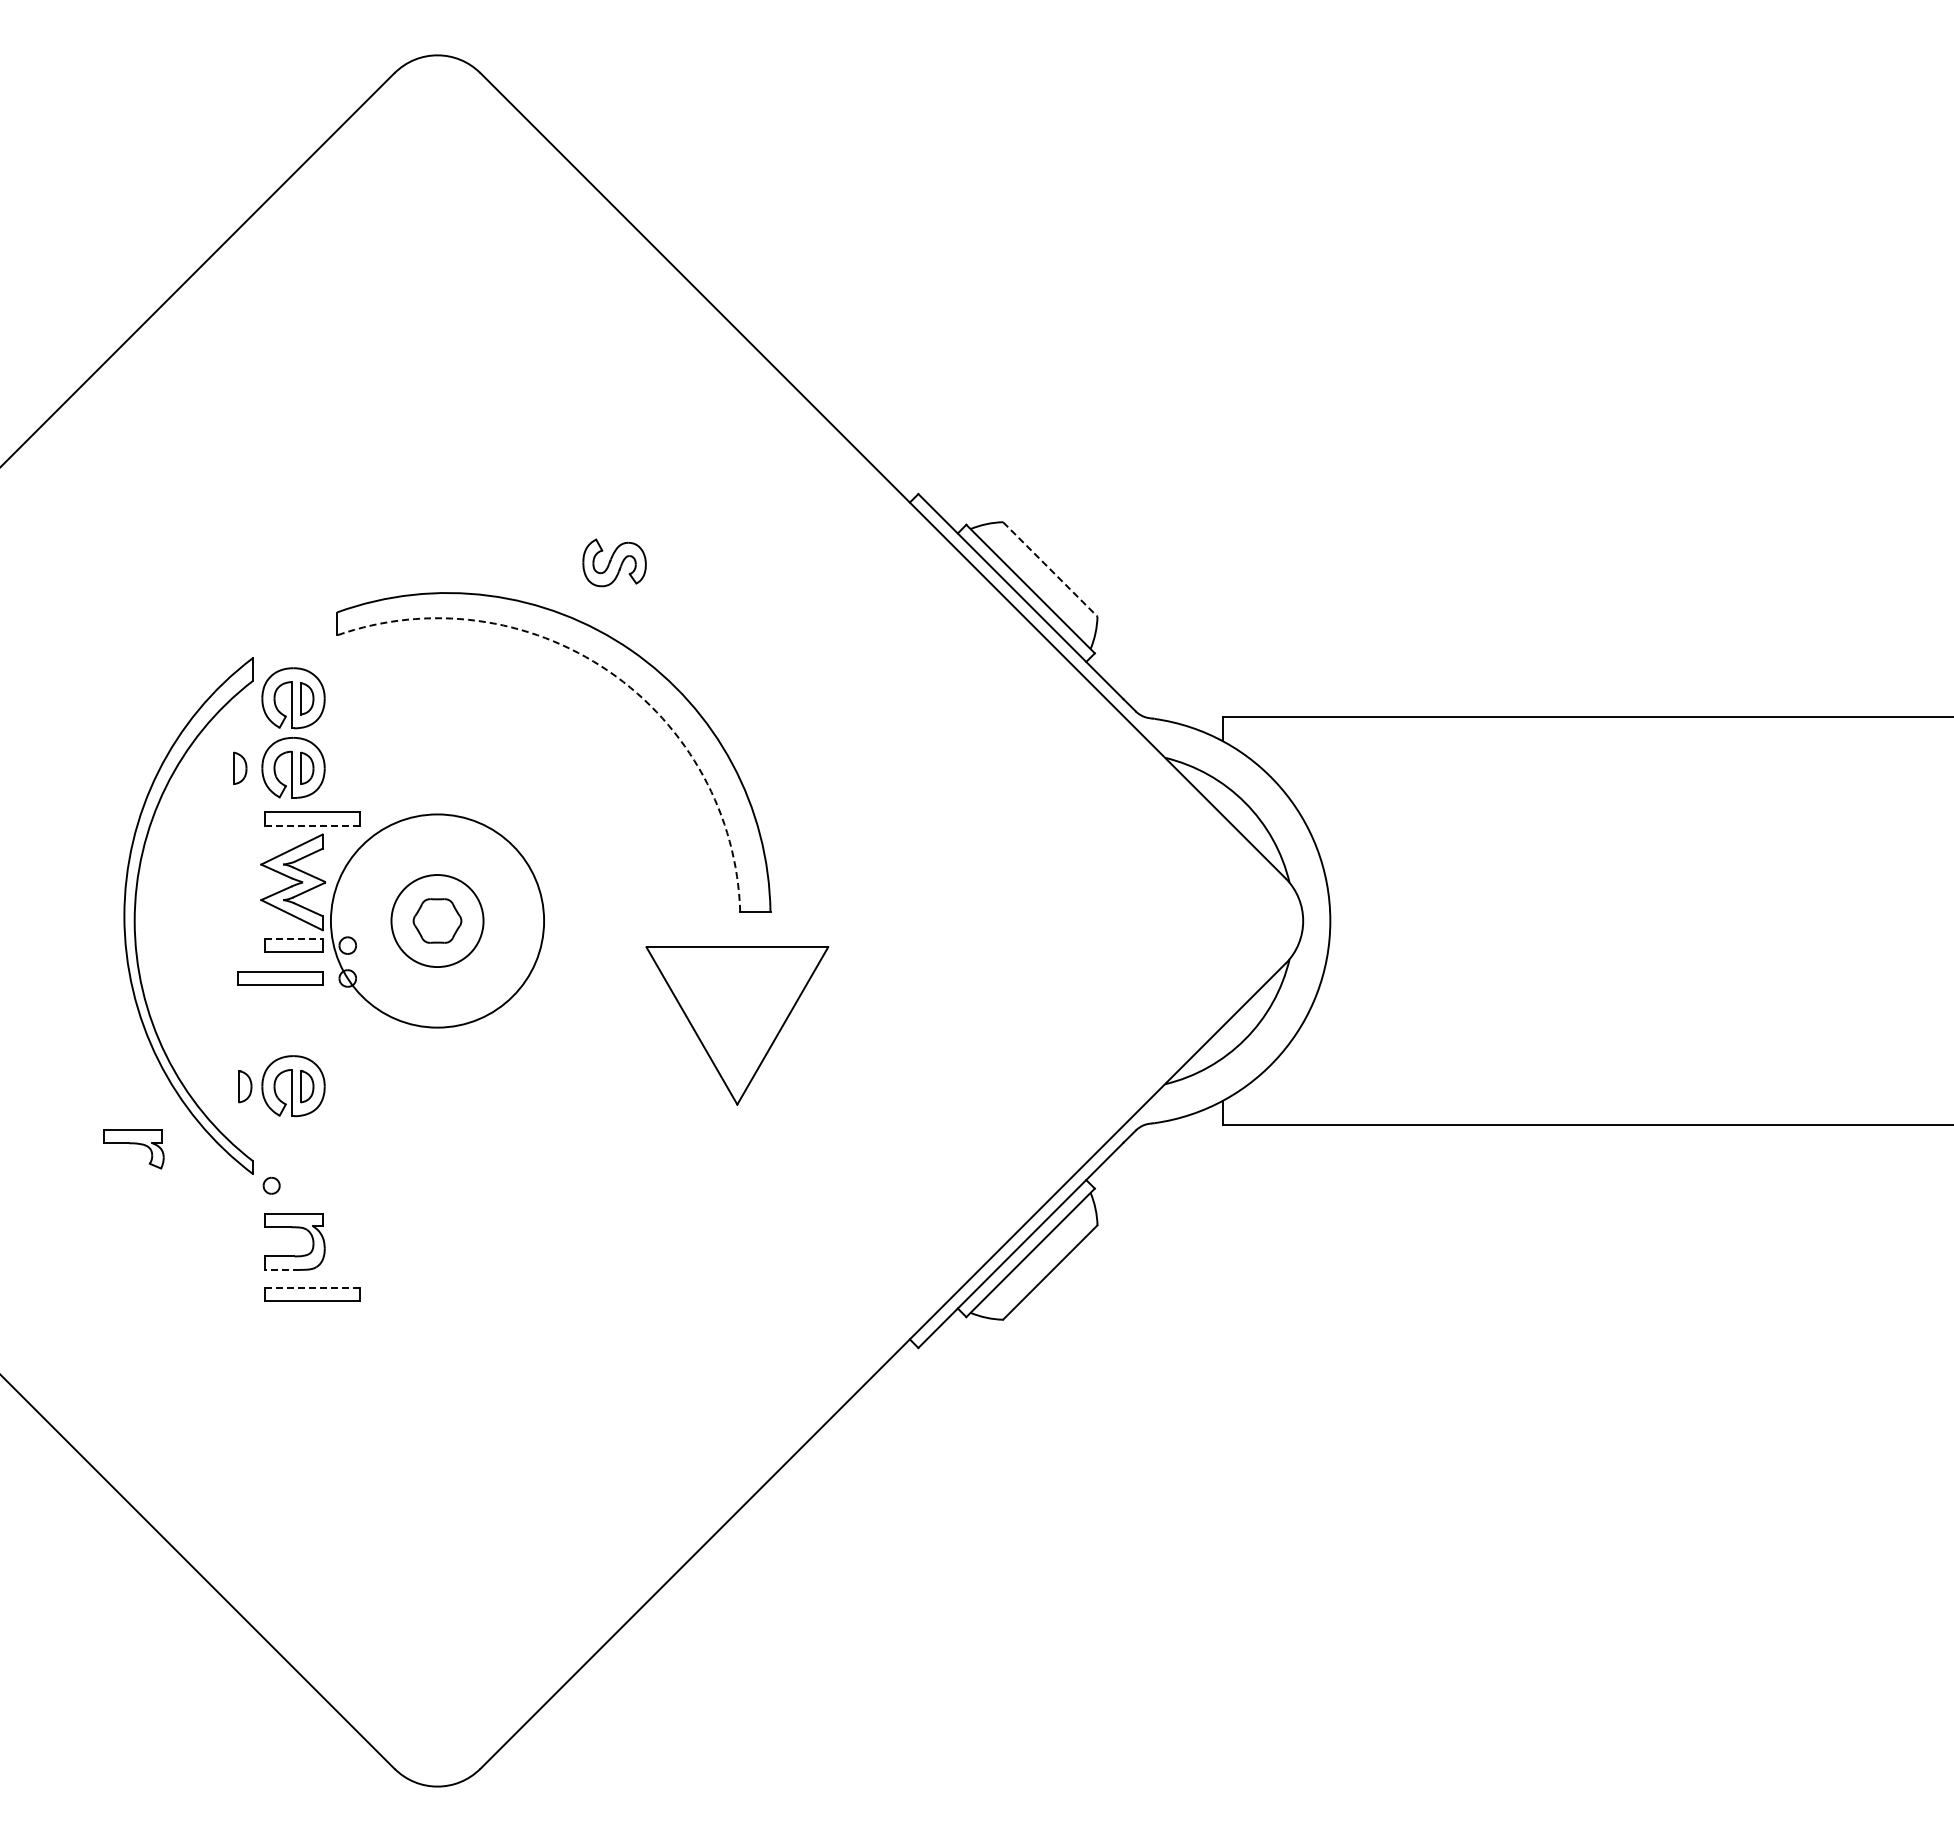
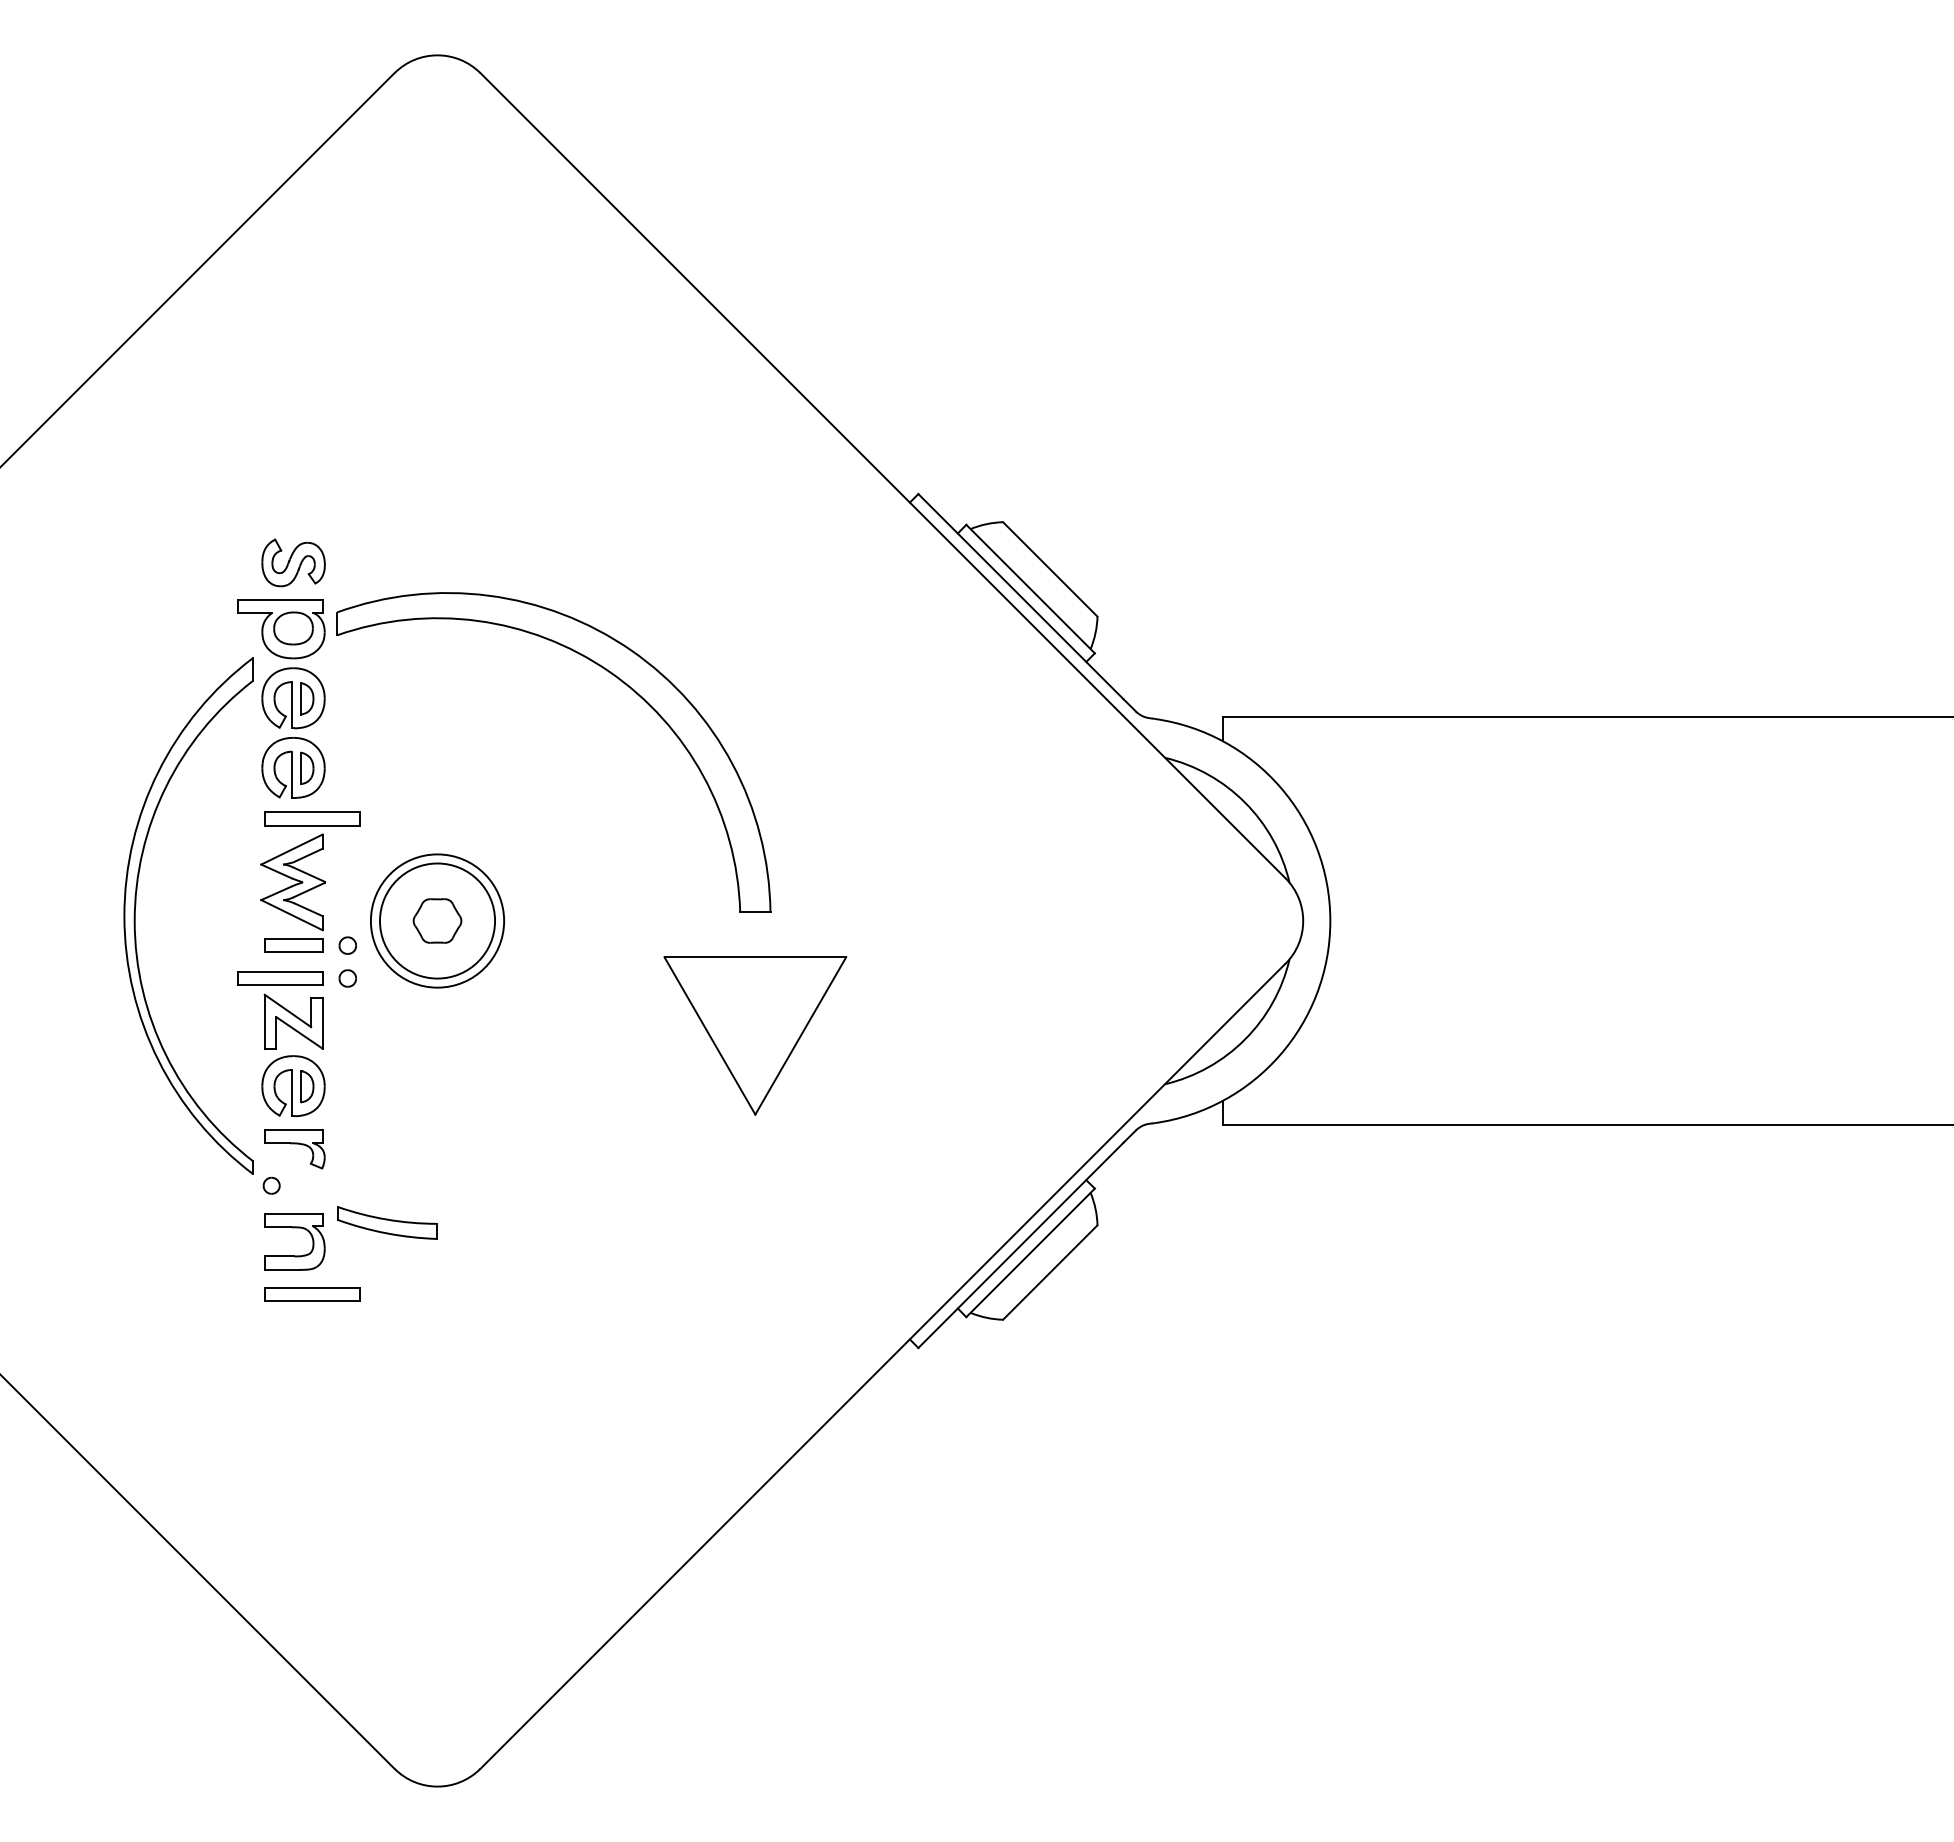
part position: (614, 562) -> (293, 562) (293, 562)
line: dashed -> solid (1050, 569)
part: none -> present (281, 629)
arc: dashed -> solid (608, 671)
part: present -> none (240, 767)
line: dashed -> solid (311, 825)
circle diameter: 213 px -> 133 px (437, 920)
circle diameter: 92 px -> 115 px (437, 920)
line: dashed -> solid (293, 939)
part: none -> present (293, 1021)
part position: (737, 1025) -> (755, 1035) (755, 1035)
part: present -> none (245, 1086)
part position: (133, 1149) -> (294, 1149) (294, 1149)
part: none -> present (387, 1222)
line: dashed -> solid (282, 1269)
line: dashed -> solid (312, 1288)
